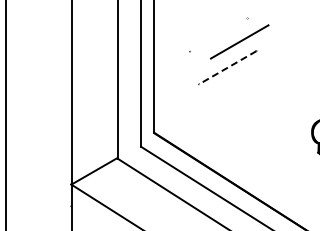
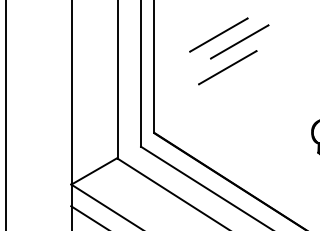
line: none -> present (218, 34)
line: dashed -> solid (227, 67)
line: none -> present (88, 216)
